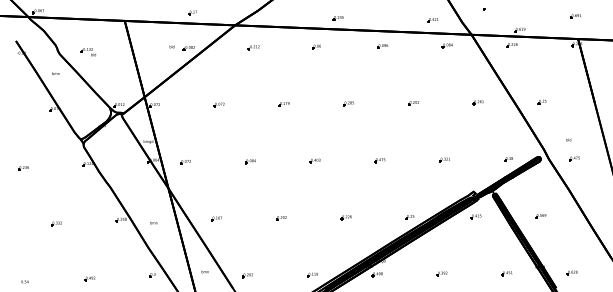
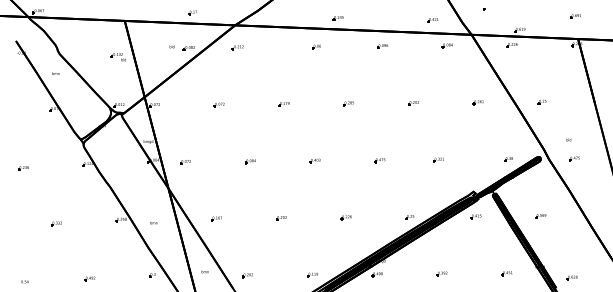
part position: (253, 47) -> (237, 47) (237, 47)
part position: (87, 52) -> (117, 57) (117, 57)
part position: (444, 159) -> (438, 159) (438, 159)
part position: (571, 272) -> (571, 277) (571, 277)
